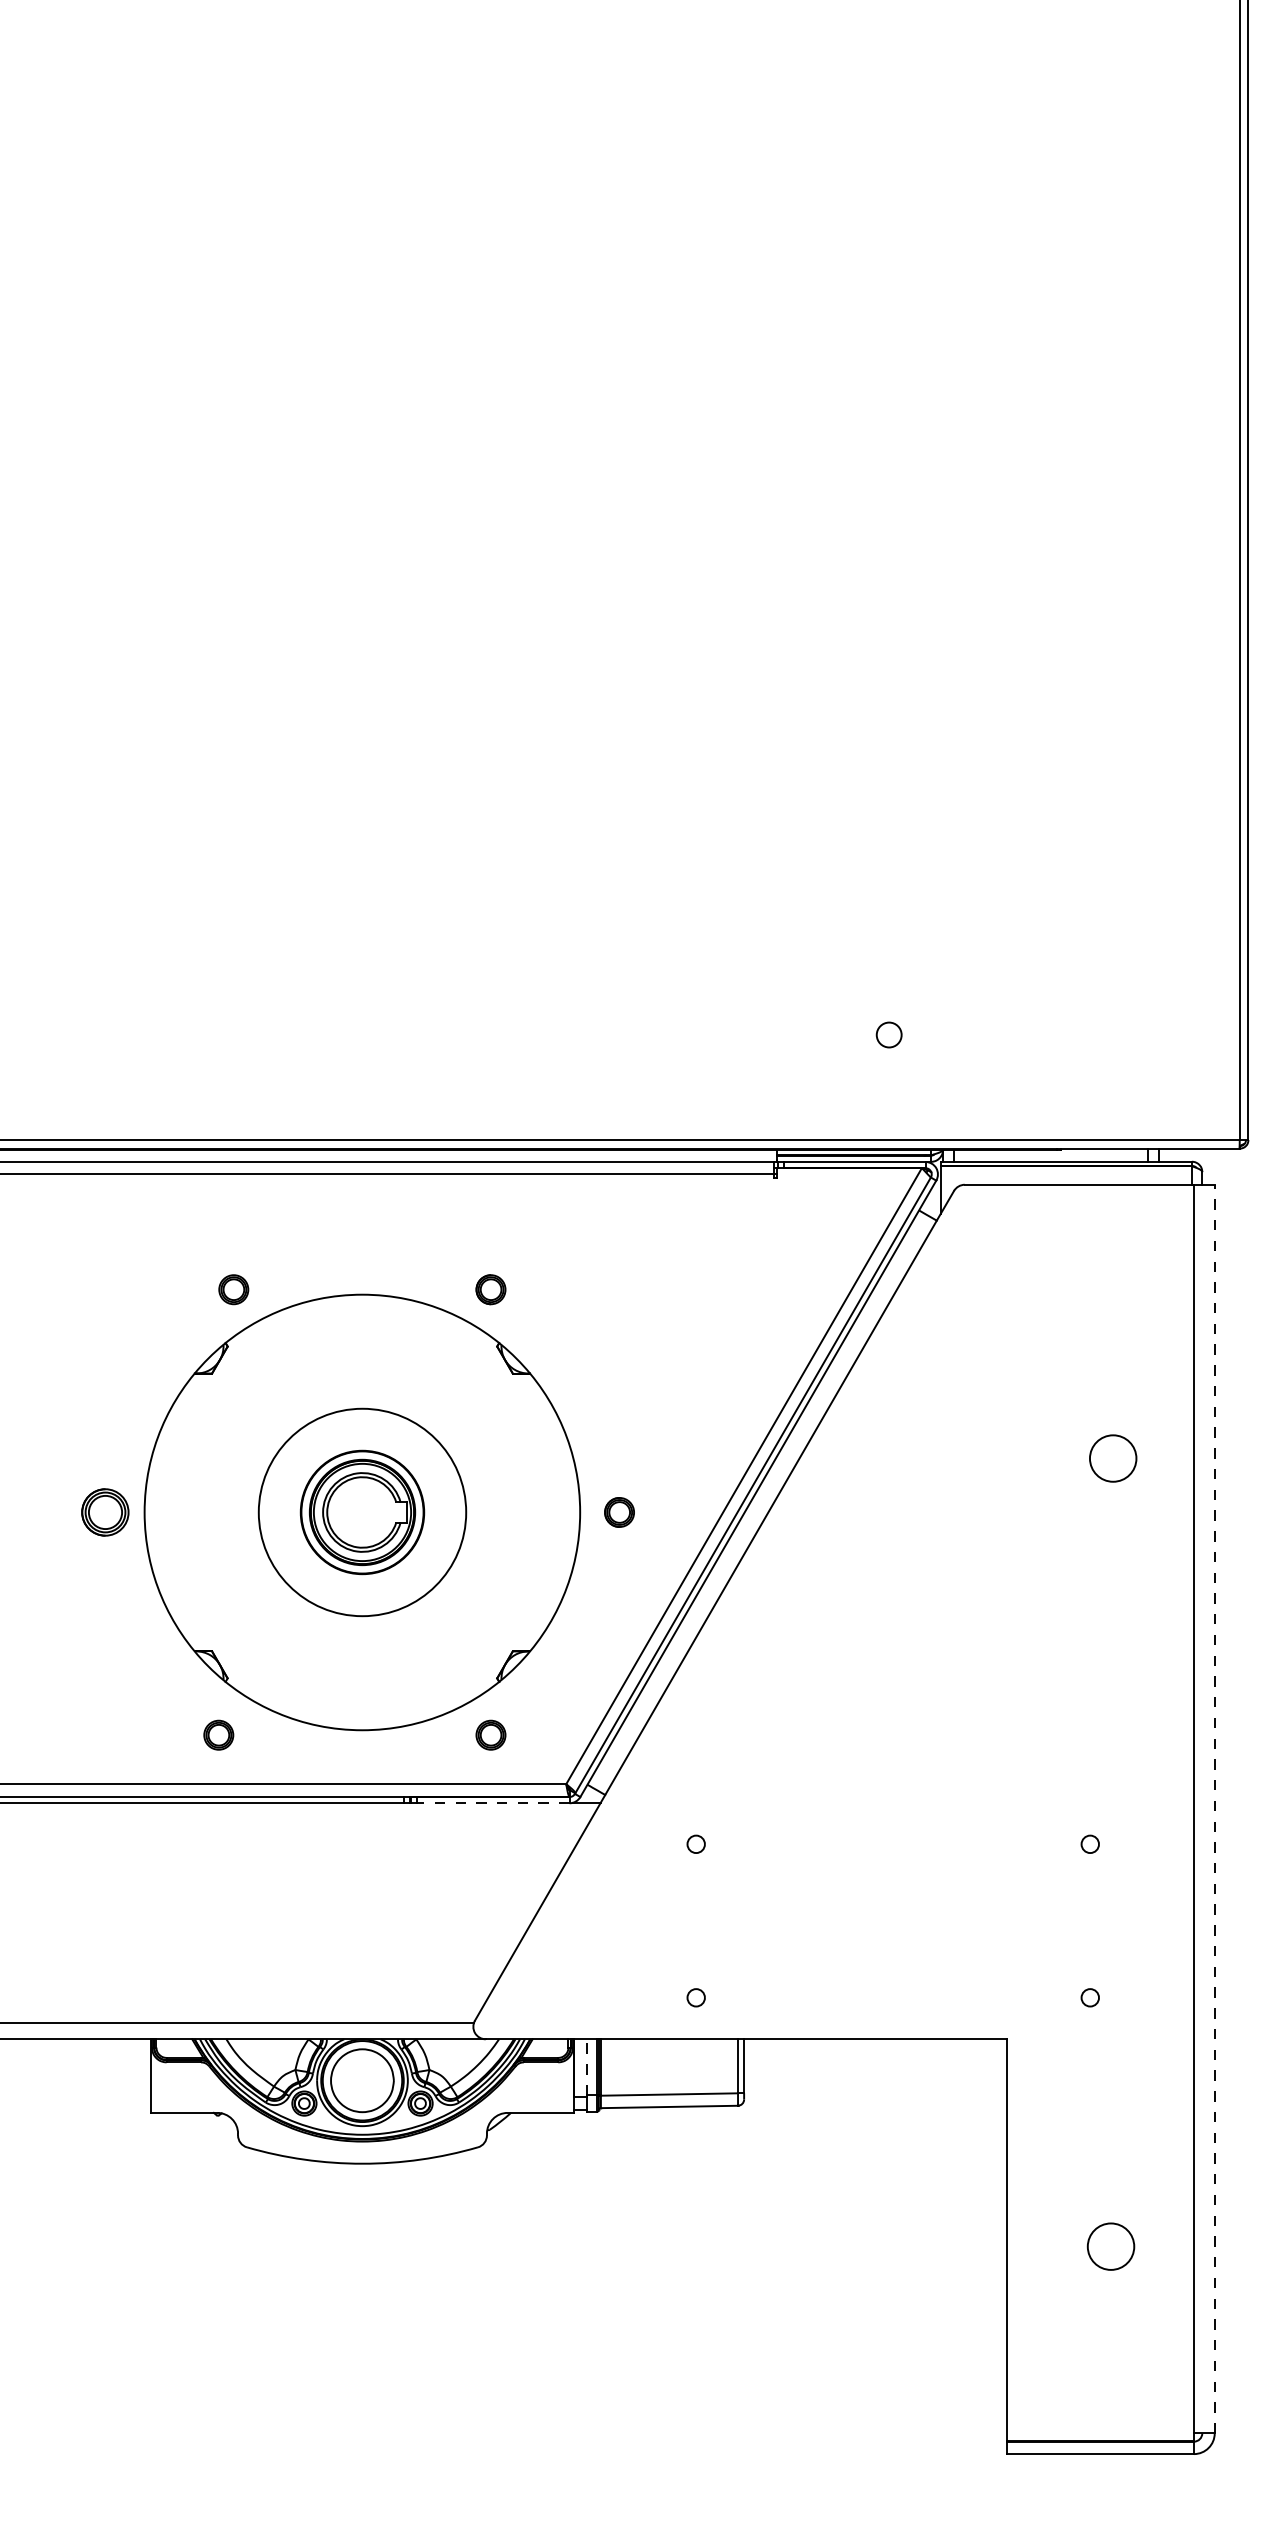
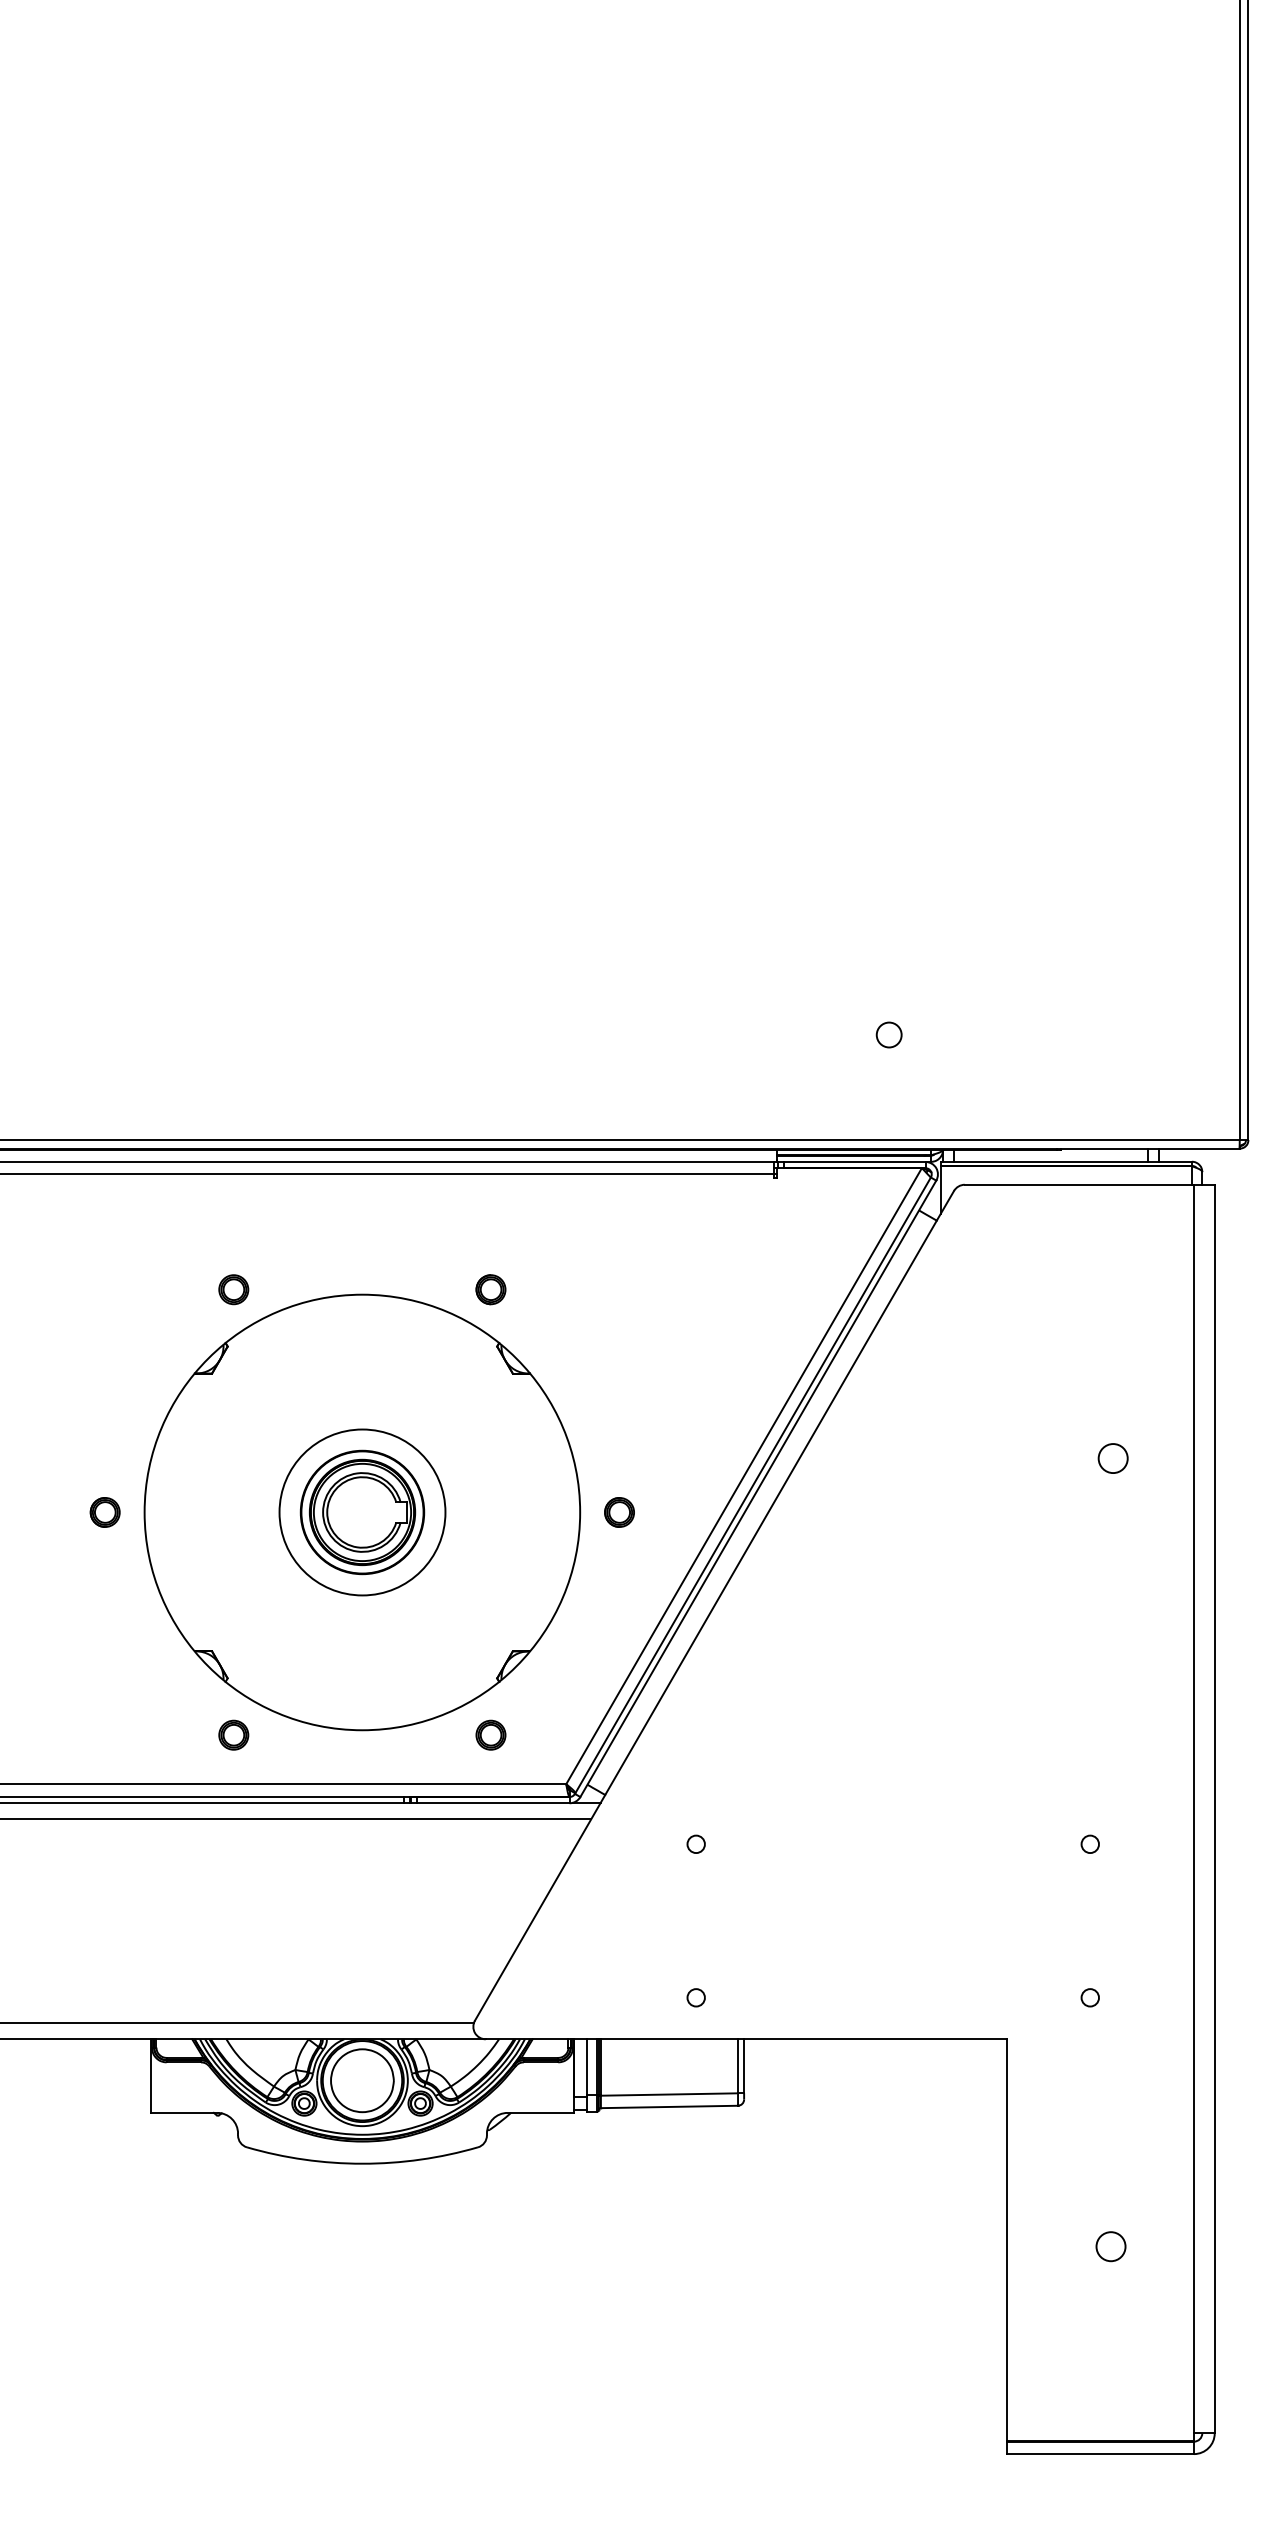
circle diameter: 46 px -> 29 px (1112, 1458)
part size: 49x49 px -> 32x31 px (104, 1512)
circle diameter: 207 px -> 166 px (362, 1512)
part position: (218, 1734) -> (233, 1734) (233, 1734)
line: dashed -> solid (492, 1803)
line: dashed -> solid (1214, 1808)
line: none -> present (296, 1819)
line: dashed -> solid (586, 2067)
circle diameter: 46 px -> 29 px (1110, 2246)
